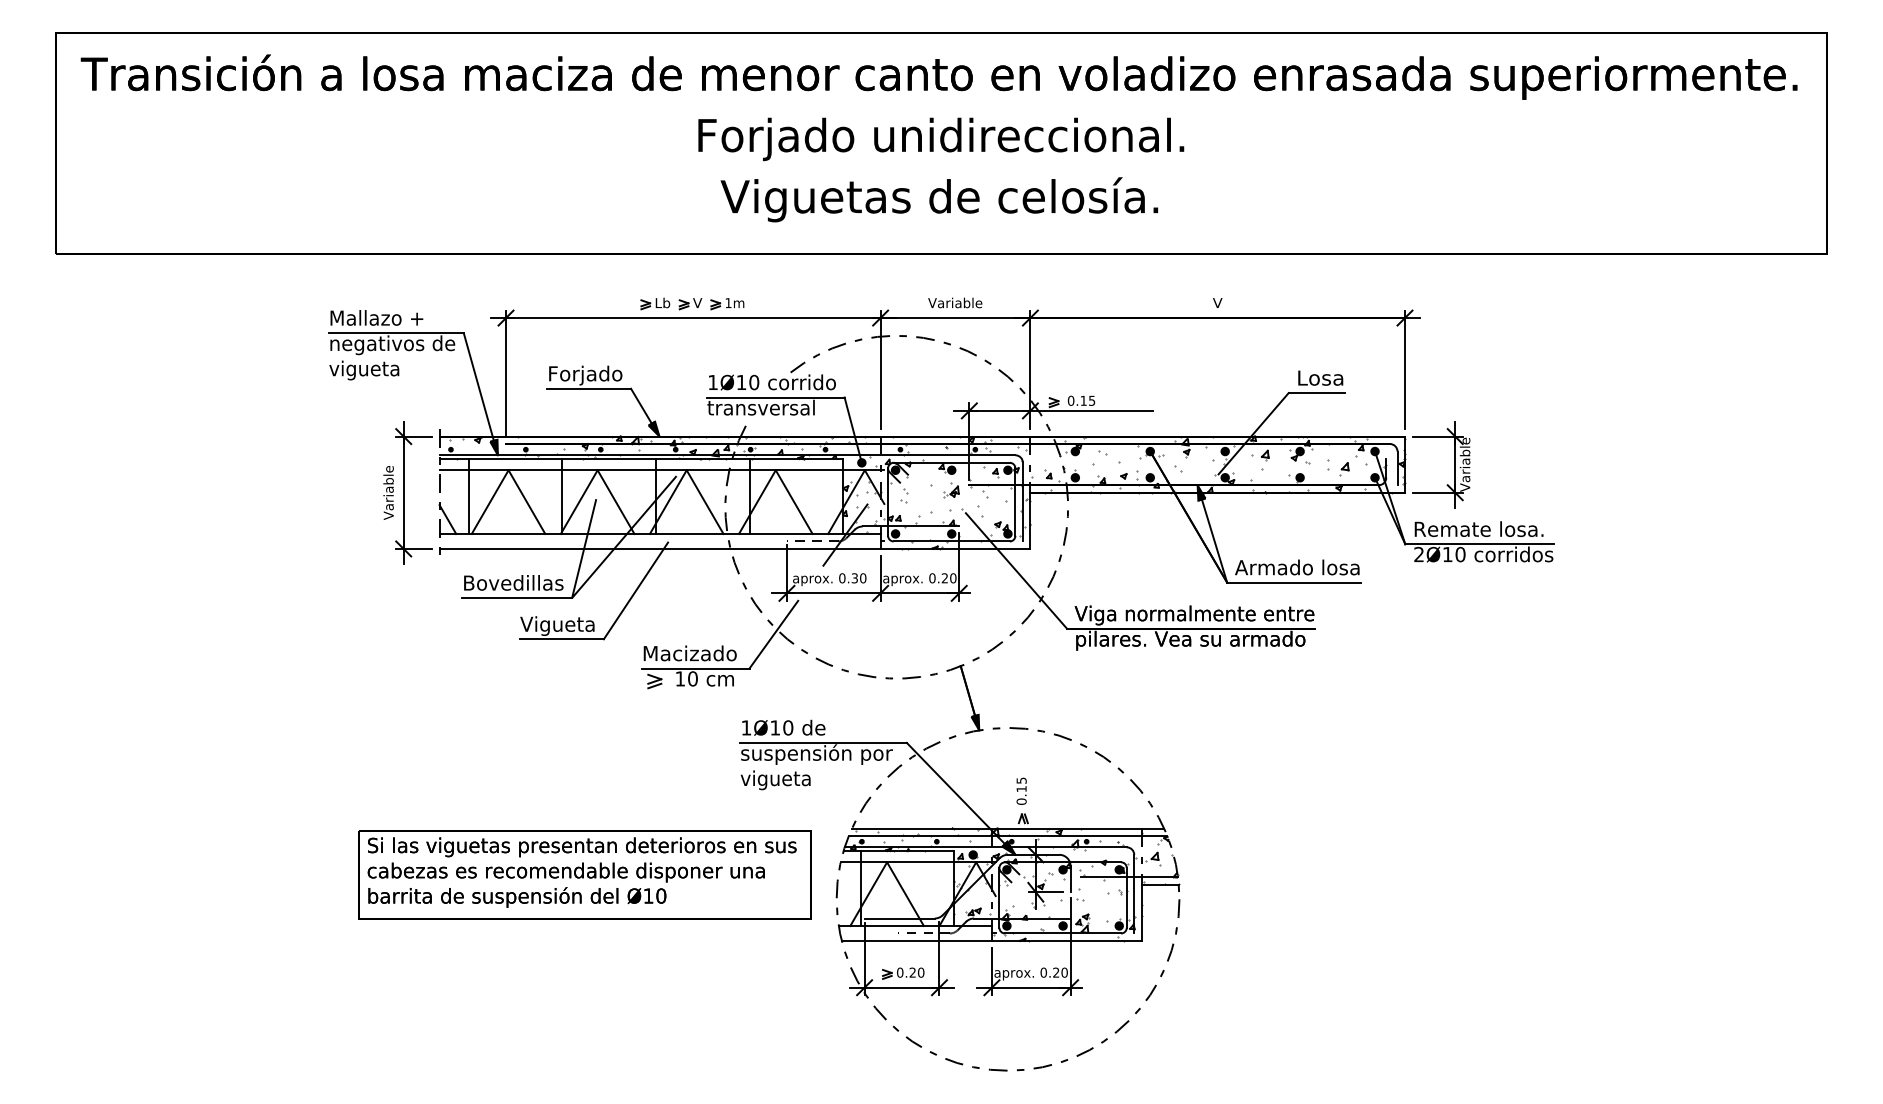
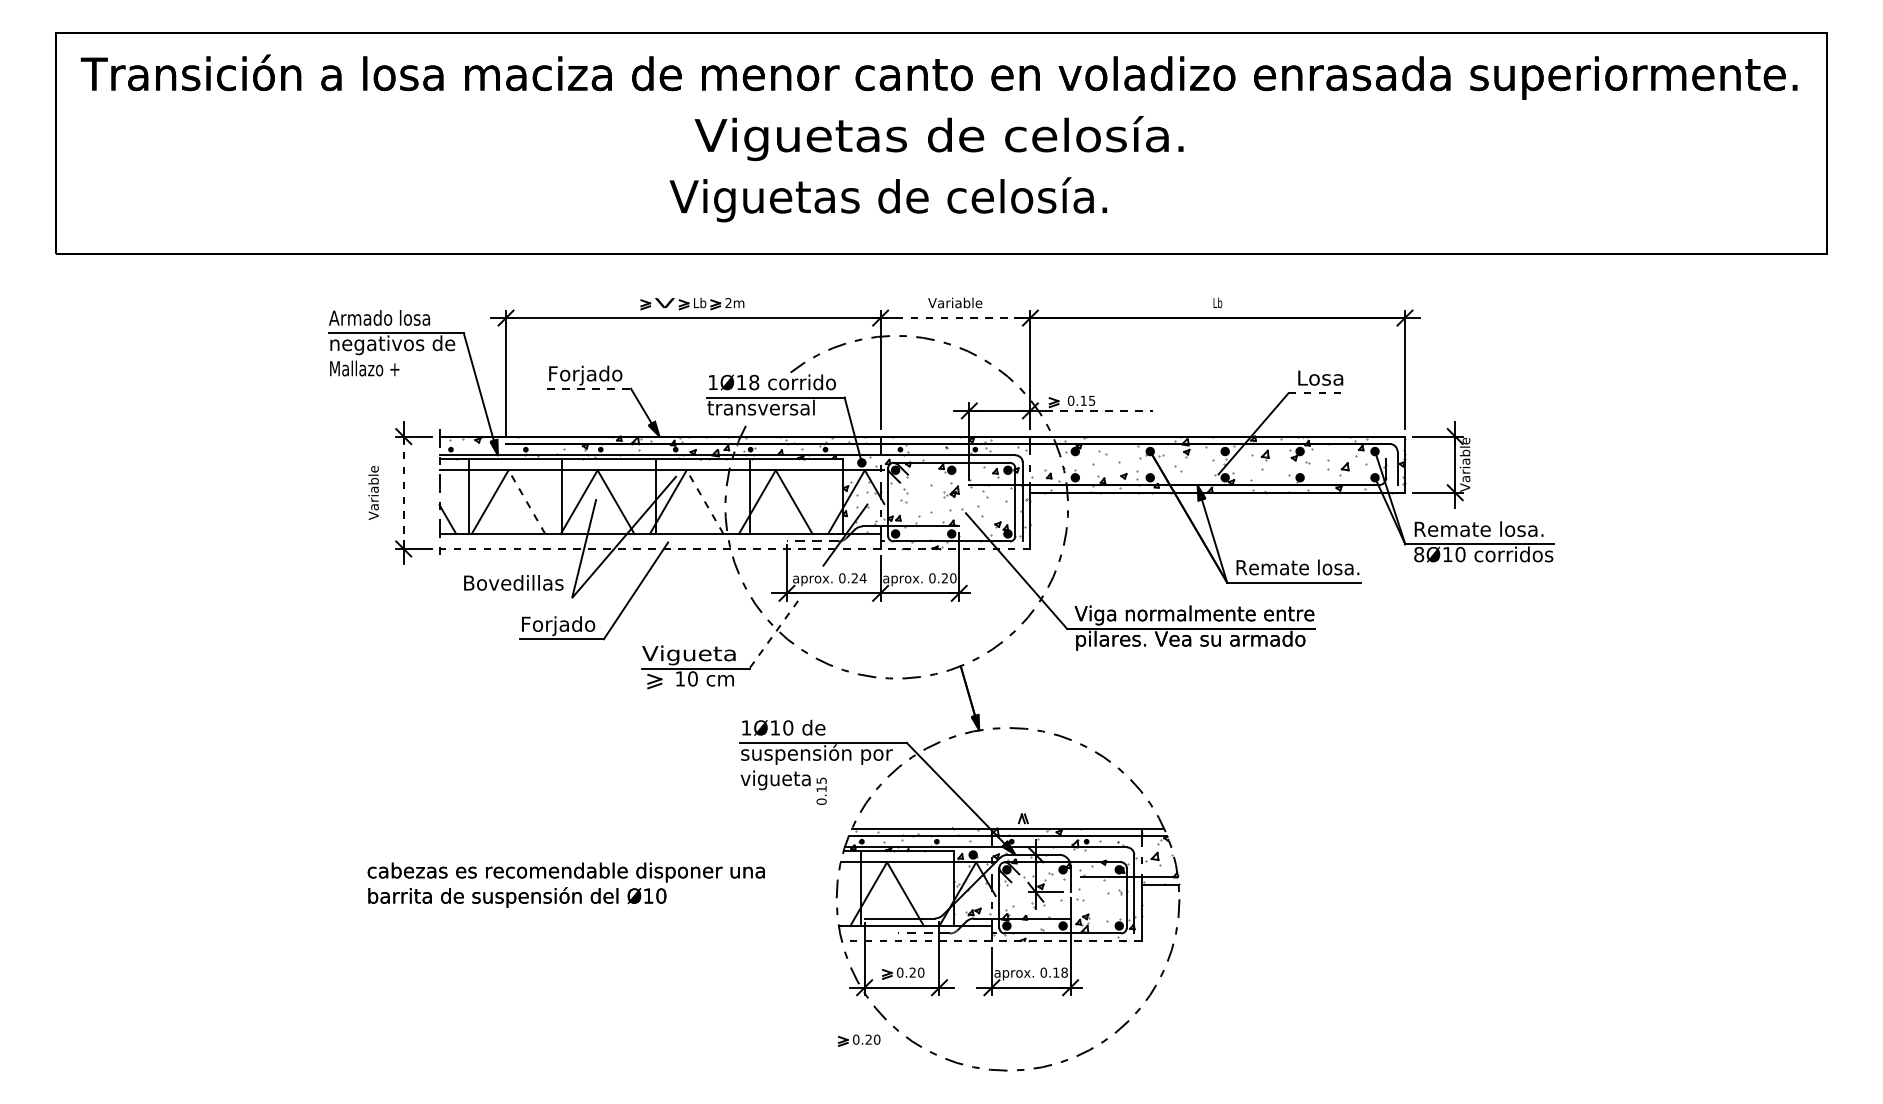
text: Forjado unidireccional. -> Viguetas de celosía. (939, 138)
text position: (939, 199) -> (888, 199) (888, 199)
text: Lb -> V (664, 302)
text: V -> Lb (699, 302)
text: 1m -> 2m (728, 302)
text: V -> Lb (1217, 302)
text: Mallazo + -> Armado losa (379, 317)
line: solid -> dashed (955, 318)
text: vigueta -> Mallazo + (364, 370)
text: 1Ø10 -> 1Ø18 (754, 382)
line: solid -> dashed (589, 388)
line: solid -> dashed (1317, 393)
line: solid -> dashed (1099, 410)
text position: (388, 492) -> (373, 492) (373, 492)
line: solid -> dashed (403, 492)
line: solid -> dashed (526, 502)
line: solid -> dashed (705, 502)
line: solid -> dashed (734, 548)
text: 2Ø10 -> 8Ø10 (1419, 554)
text: Armado losa -> Remate losa. (1297, 567)
text: 0.30 -> 0.24 (858, 578)
line: present -> none (517, 598)
text: Vigueta -> Forjado (557, 625)
line: solid -> dashed (773, 634)
text: Macizado -> Vigueta (689, 655)
text position: (1021, 790) -> (821, 790) (821, 790)
part: present -> none (584, 874)
line: solid -> dashed (991, 940)
text: 0.20 -> 0.18 (1060, 972)
part: none -> present (859, 1040)
